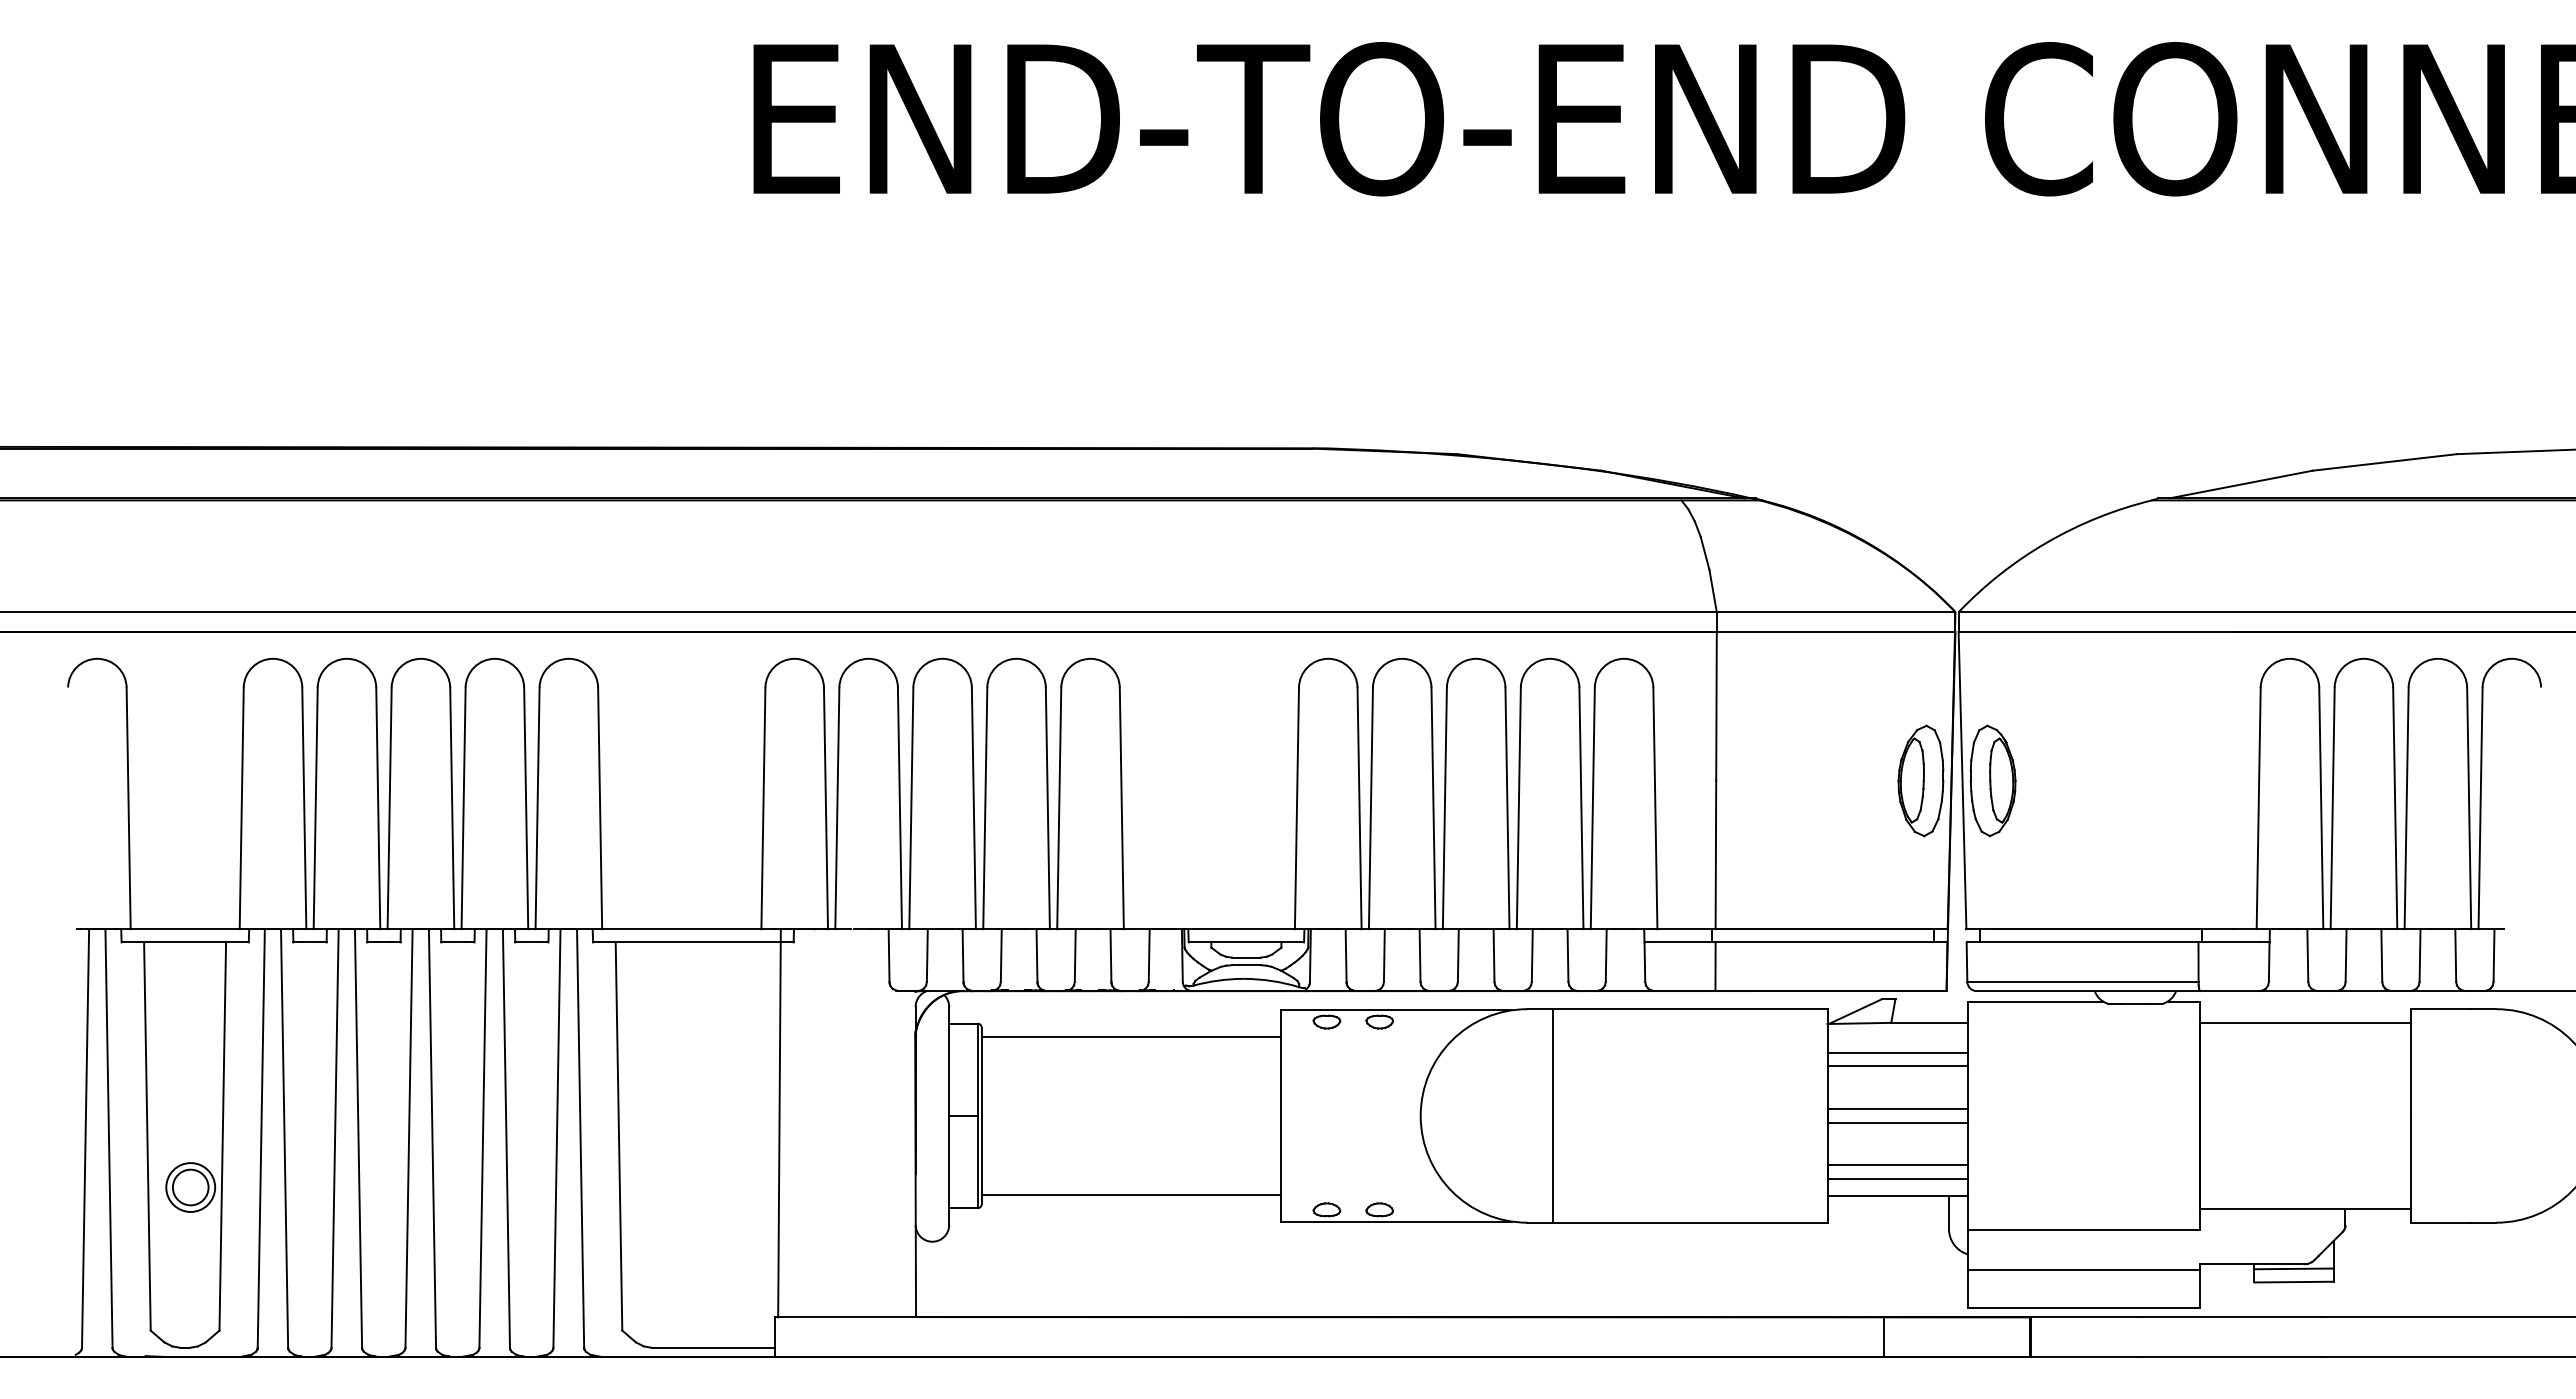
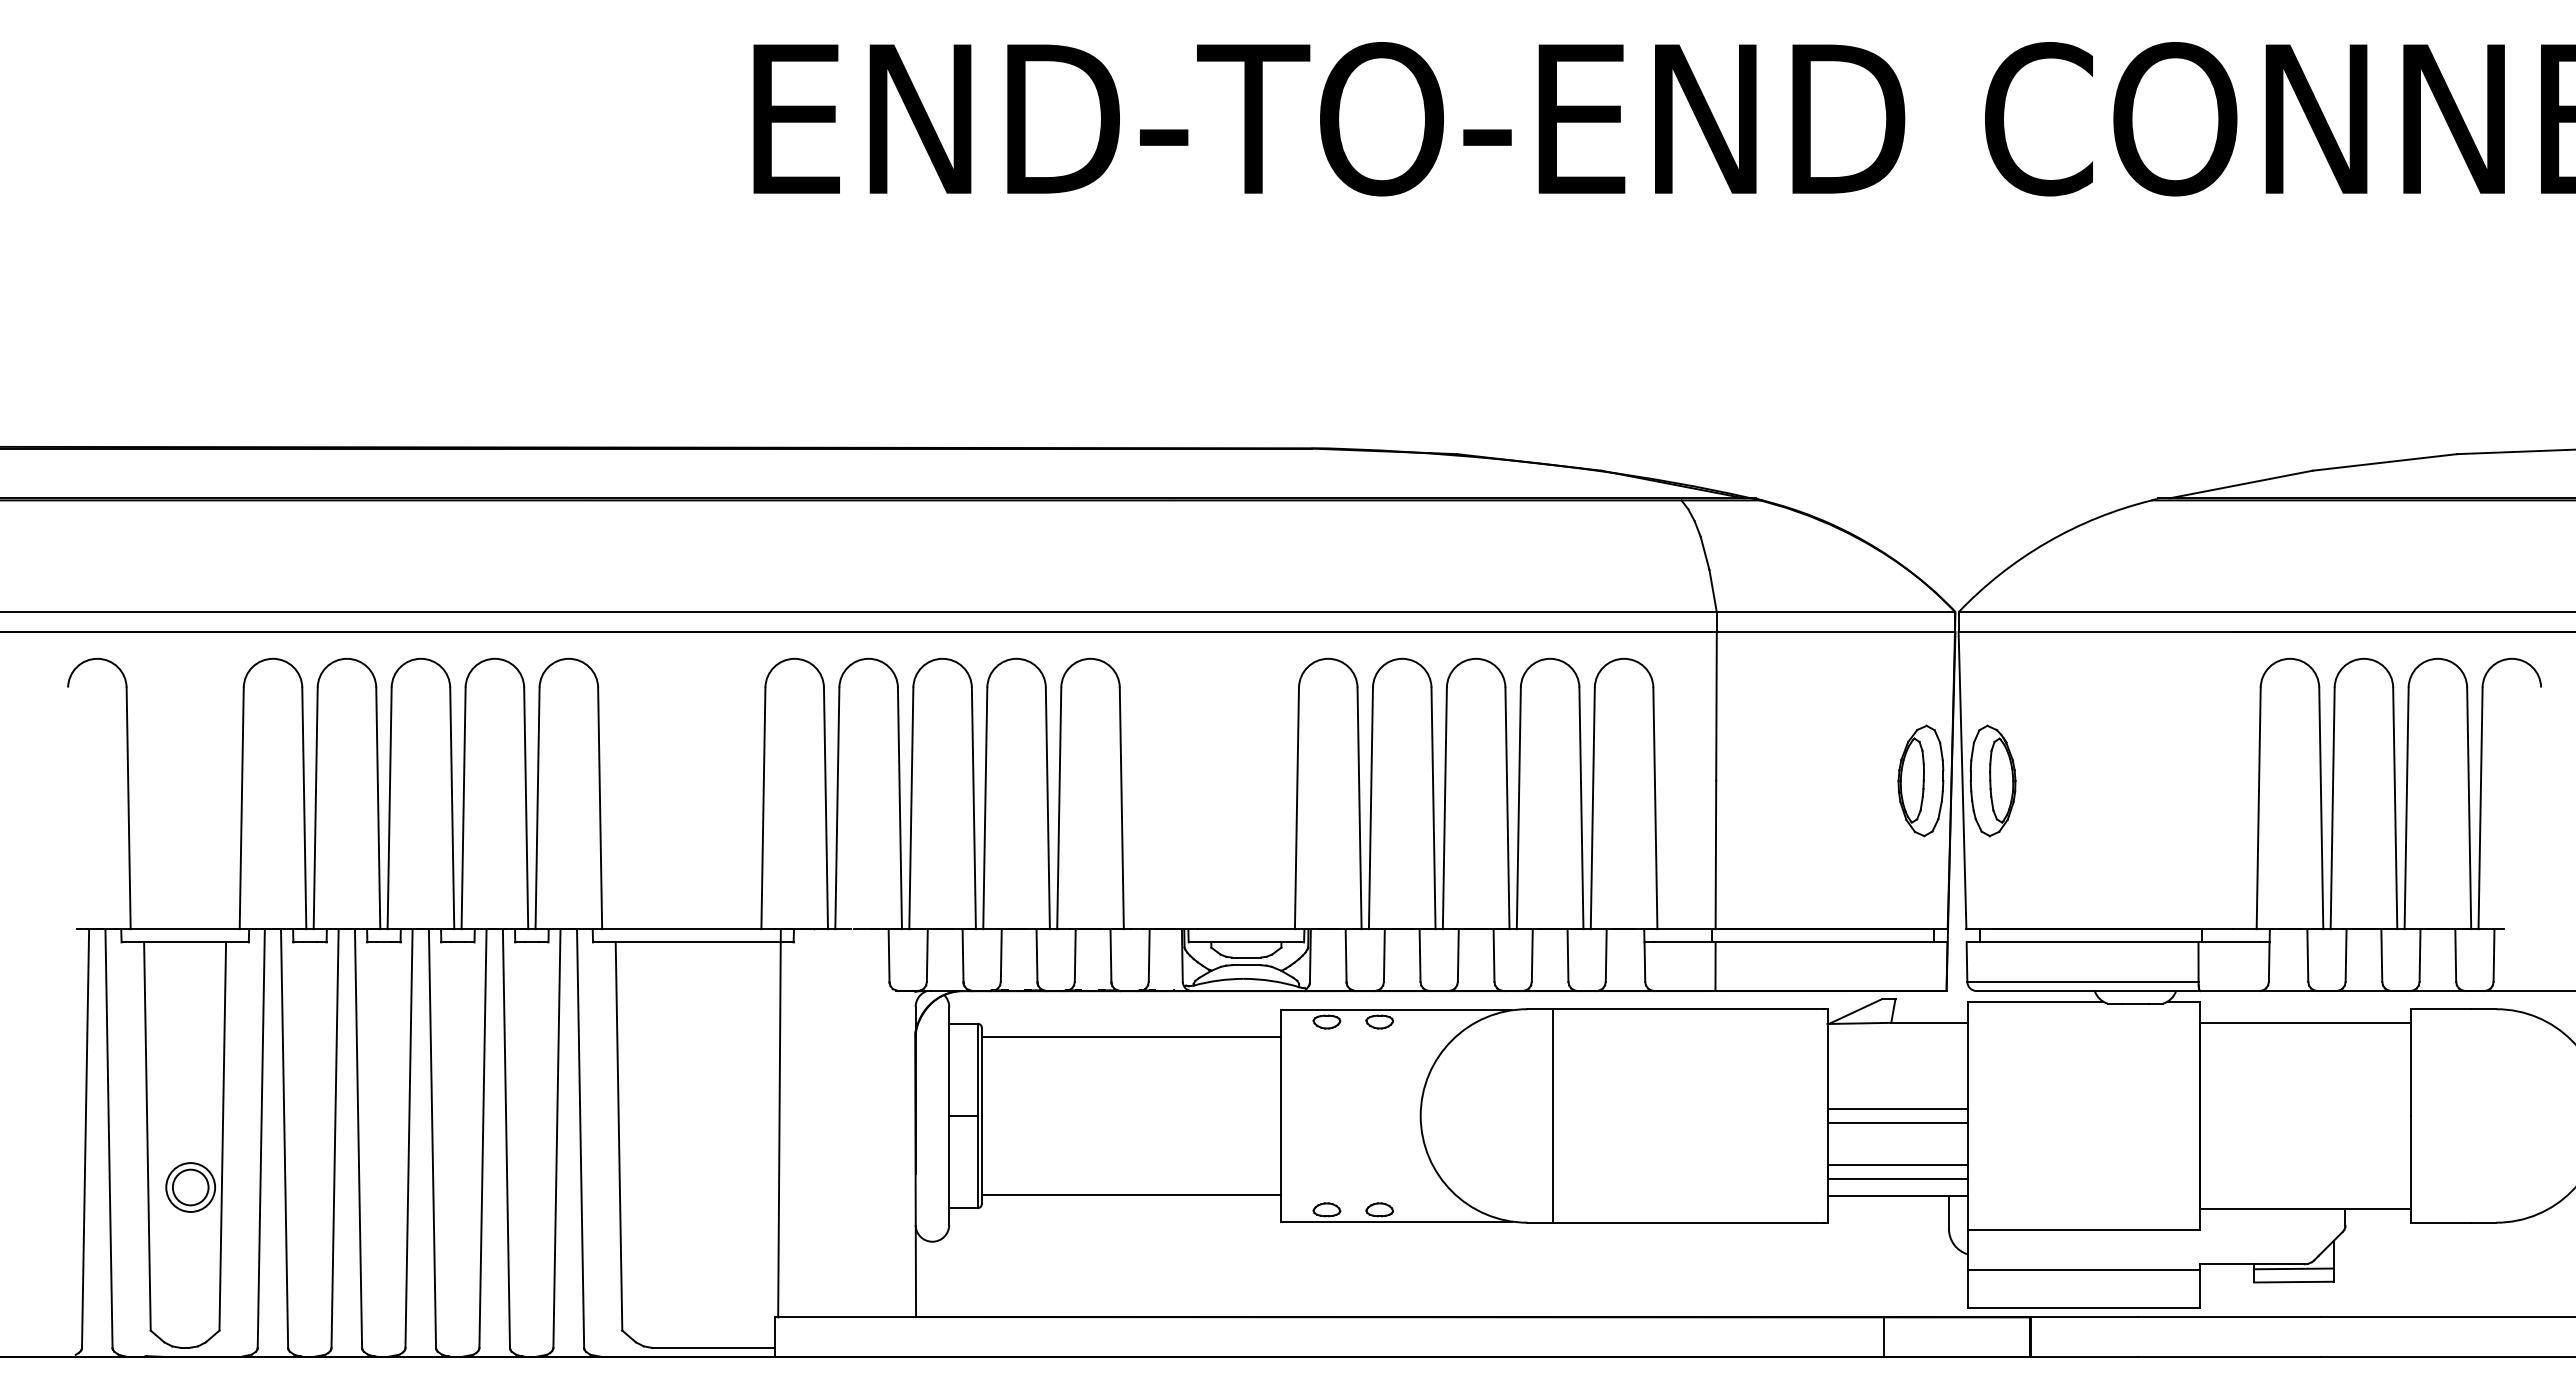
line: present -> none (1897, 1053)
line: present -> none (1897, 1066)
